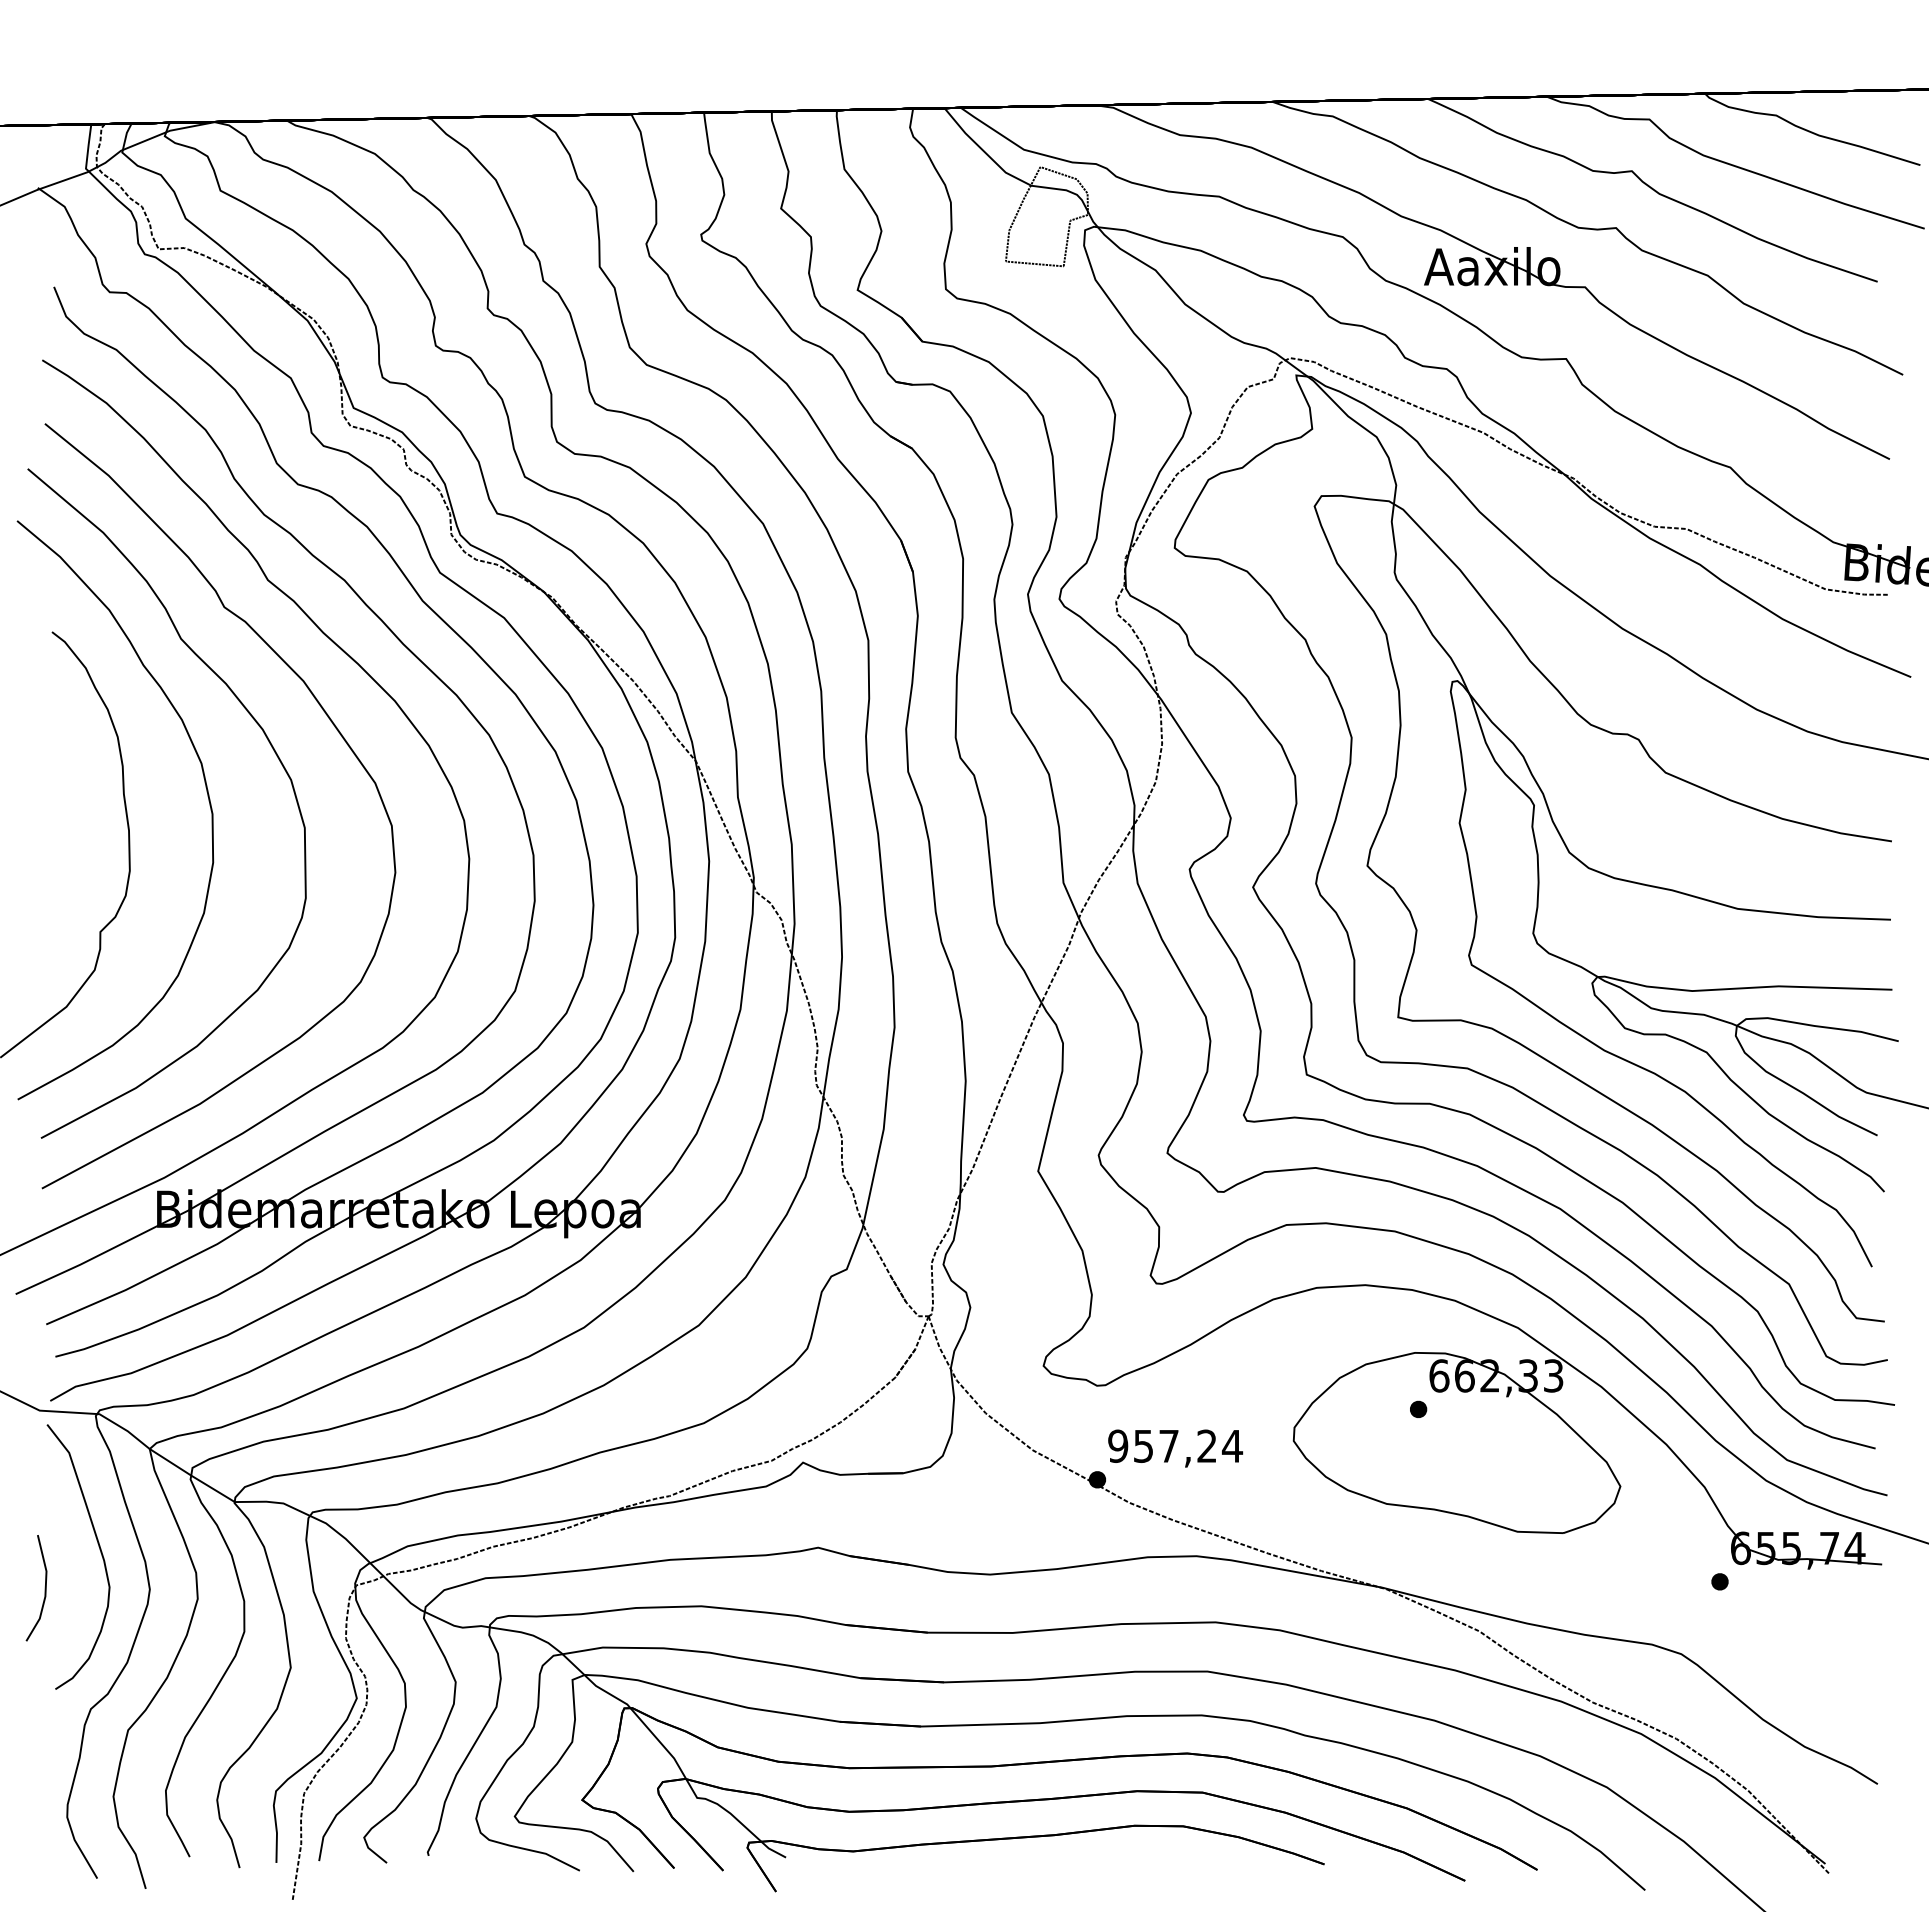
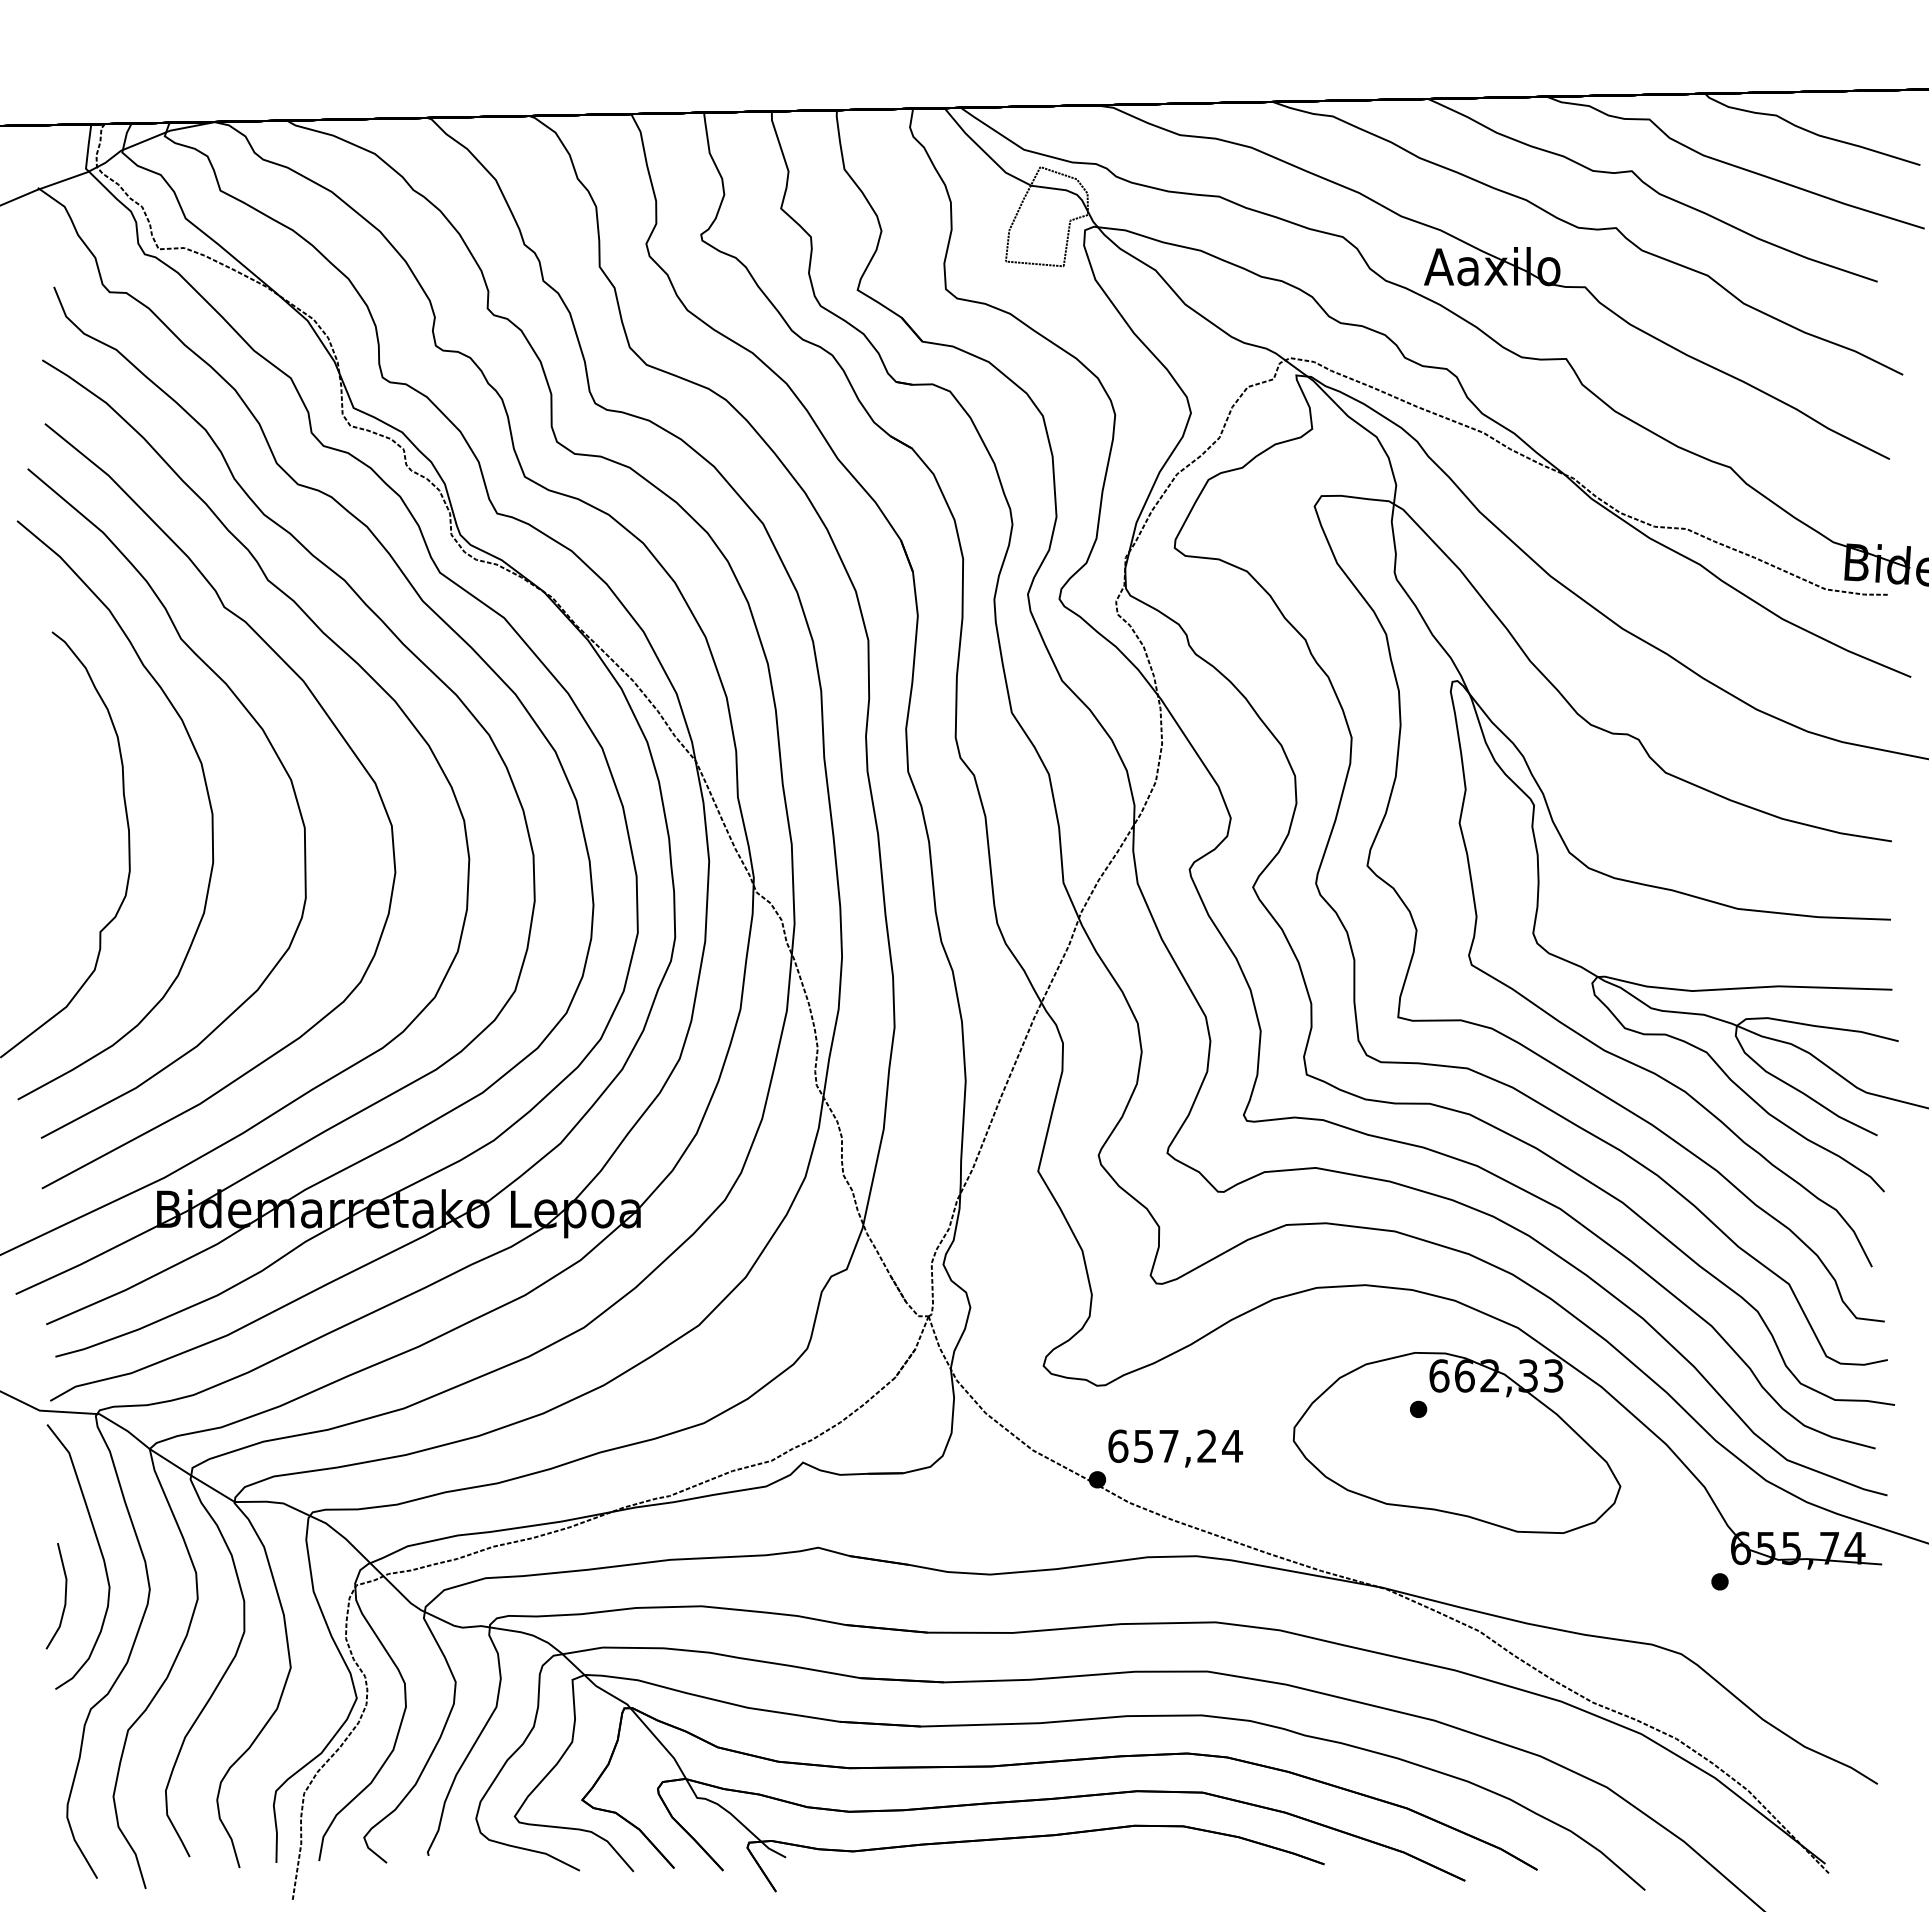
text: 957,24 -> 657,24 (1118, 1445)
line position: (44, 1588) -> (64, 1596) (64, 1596)
